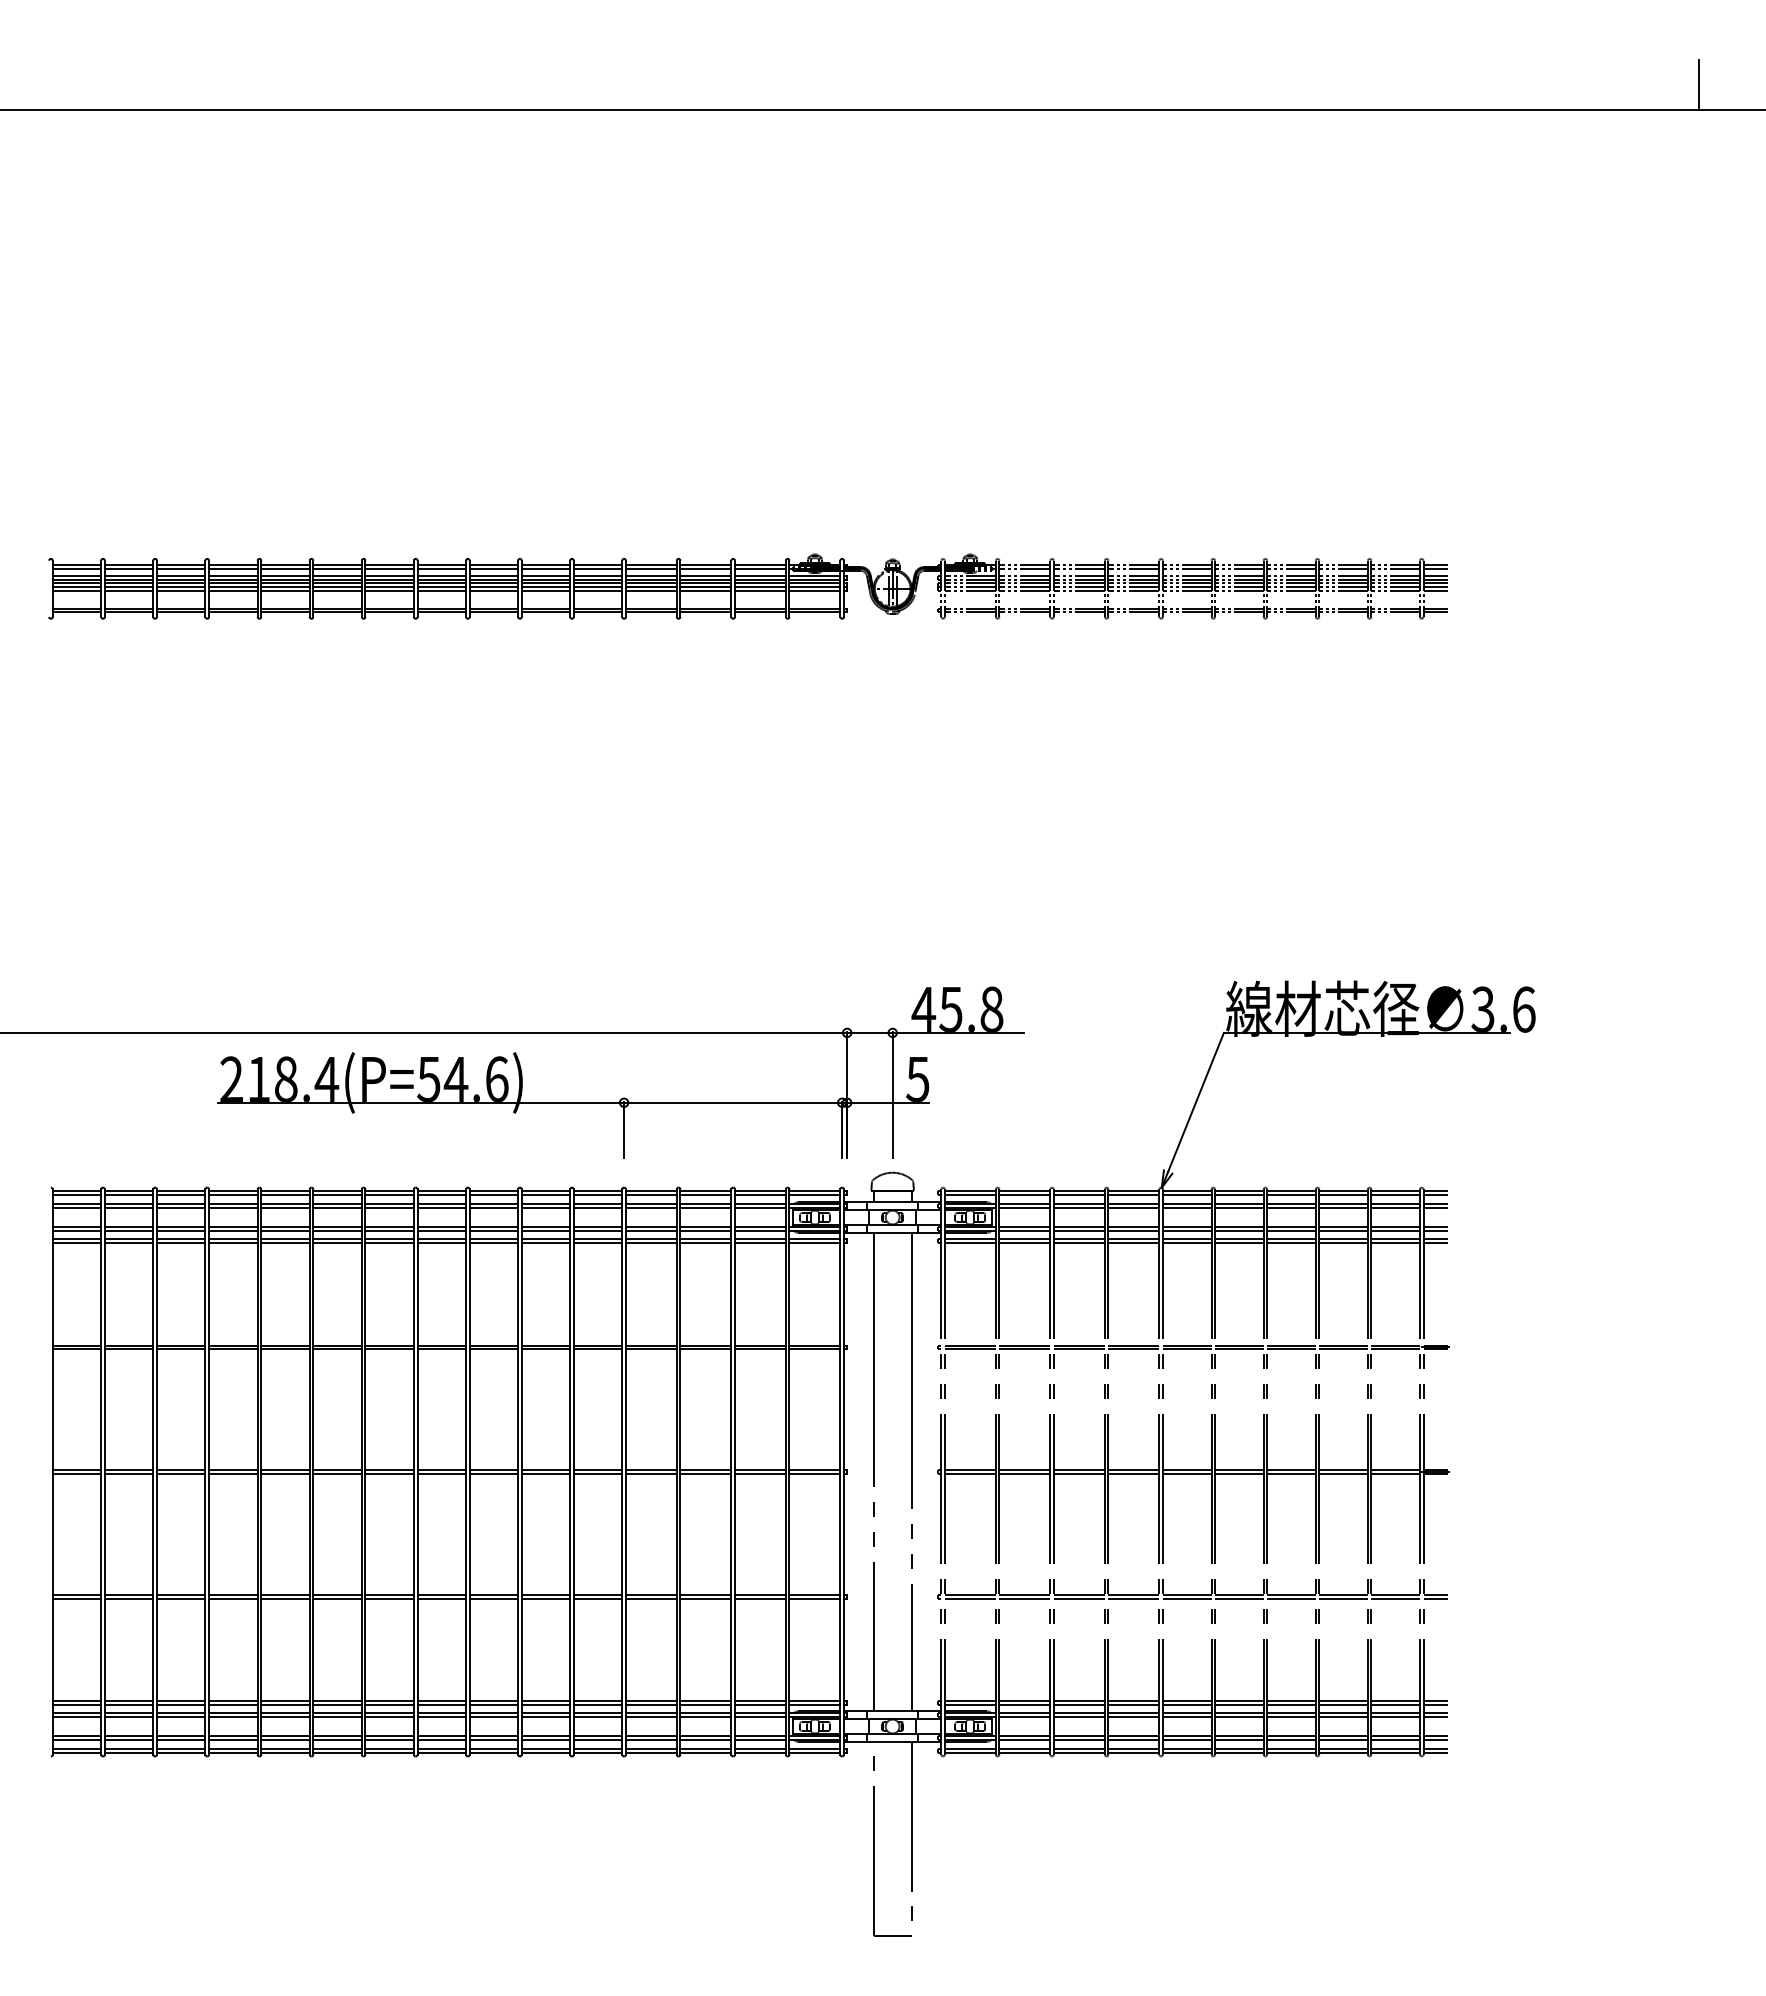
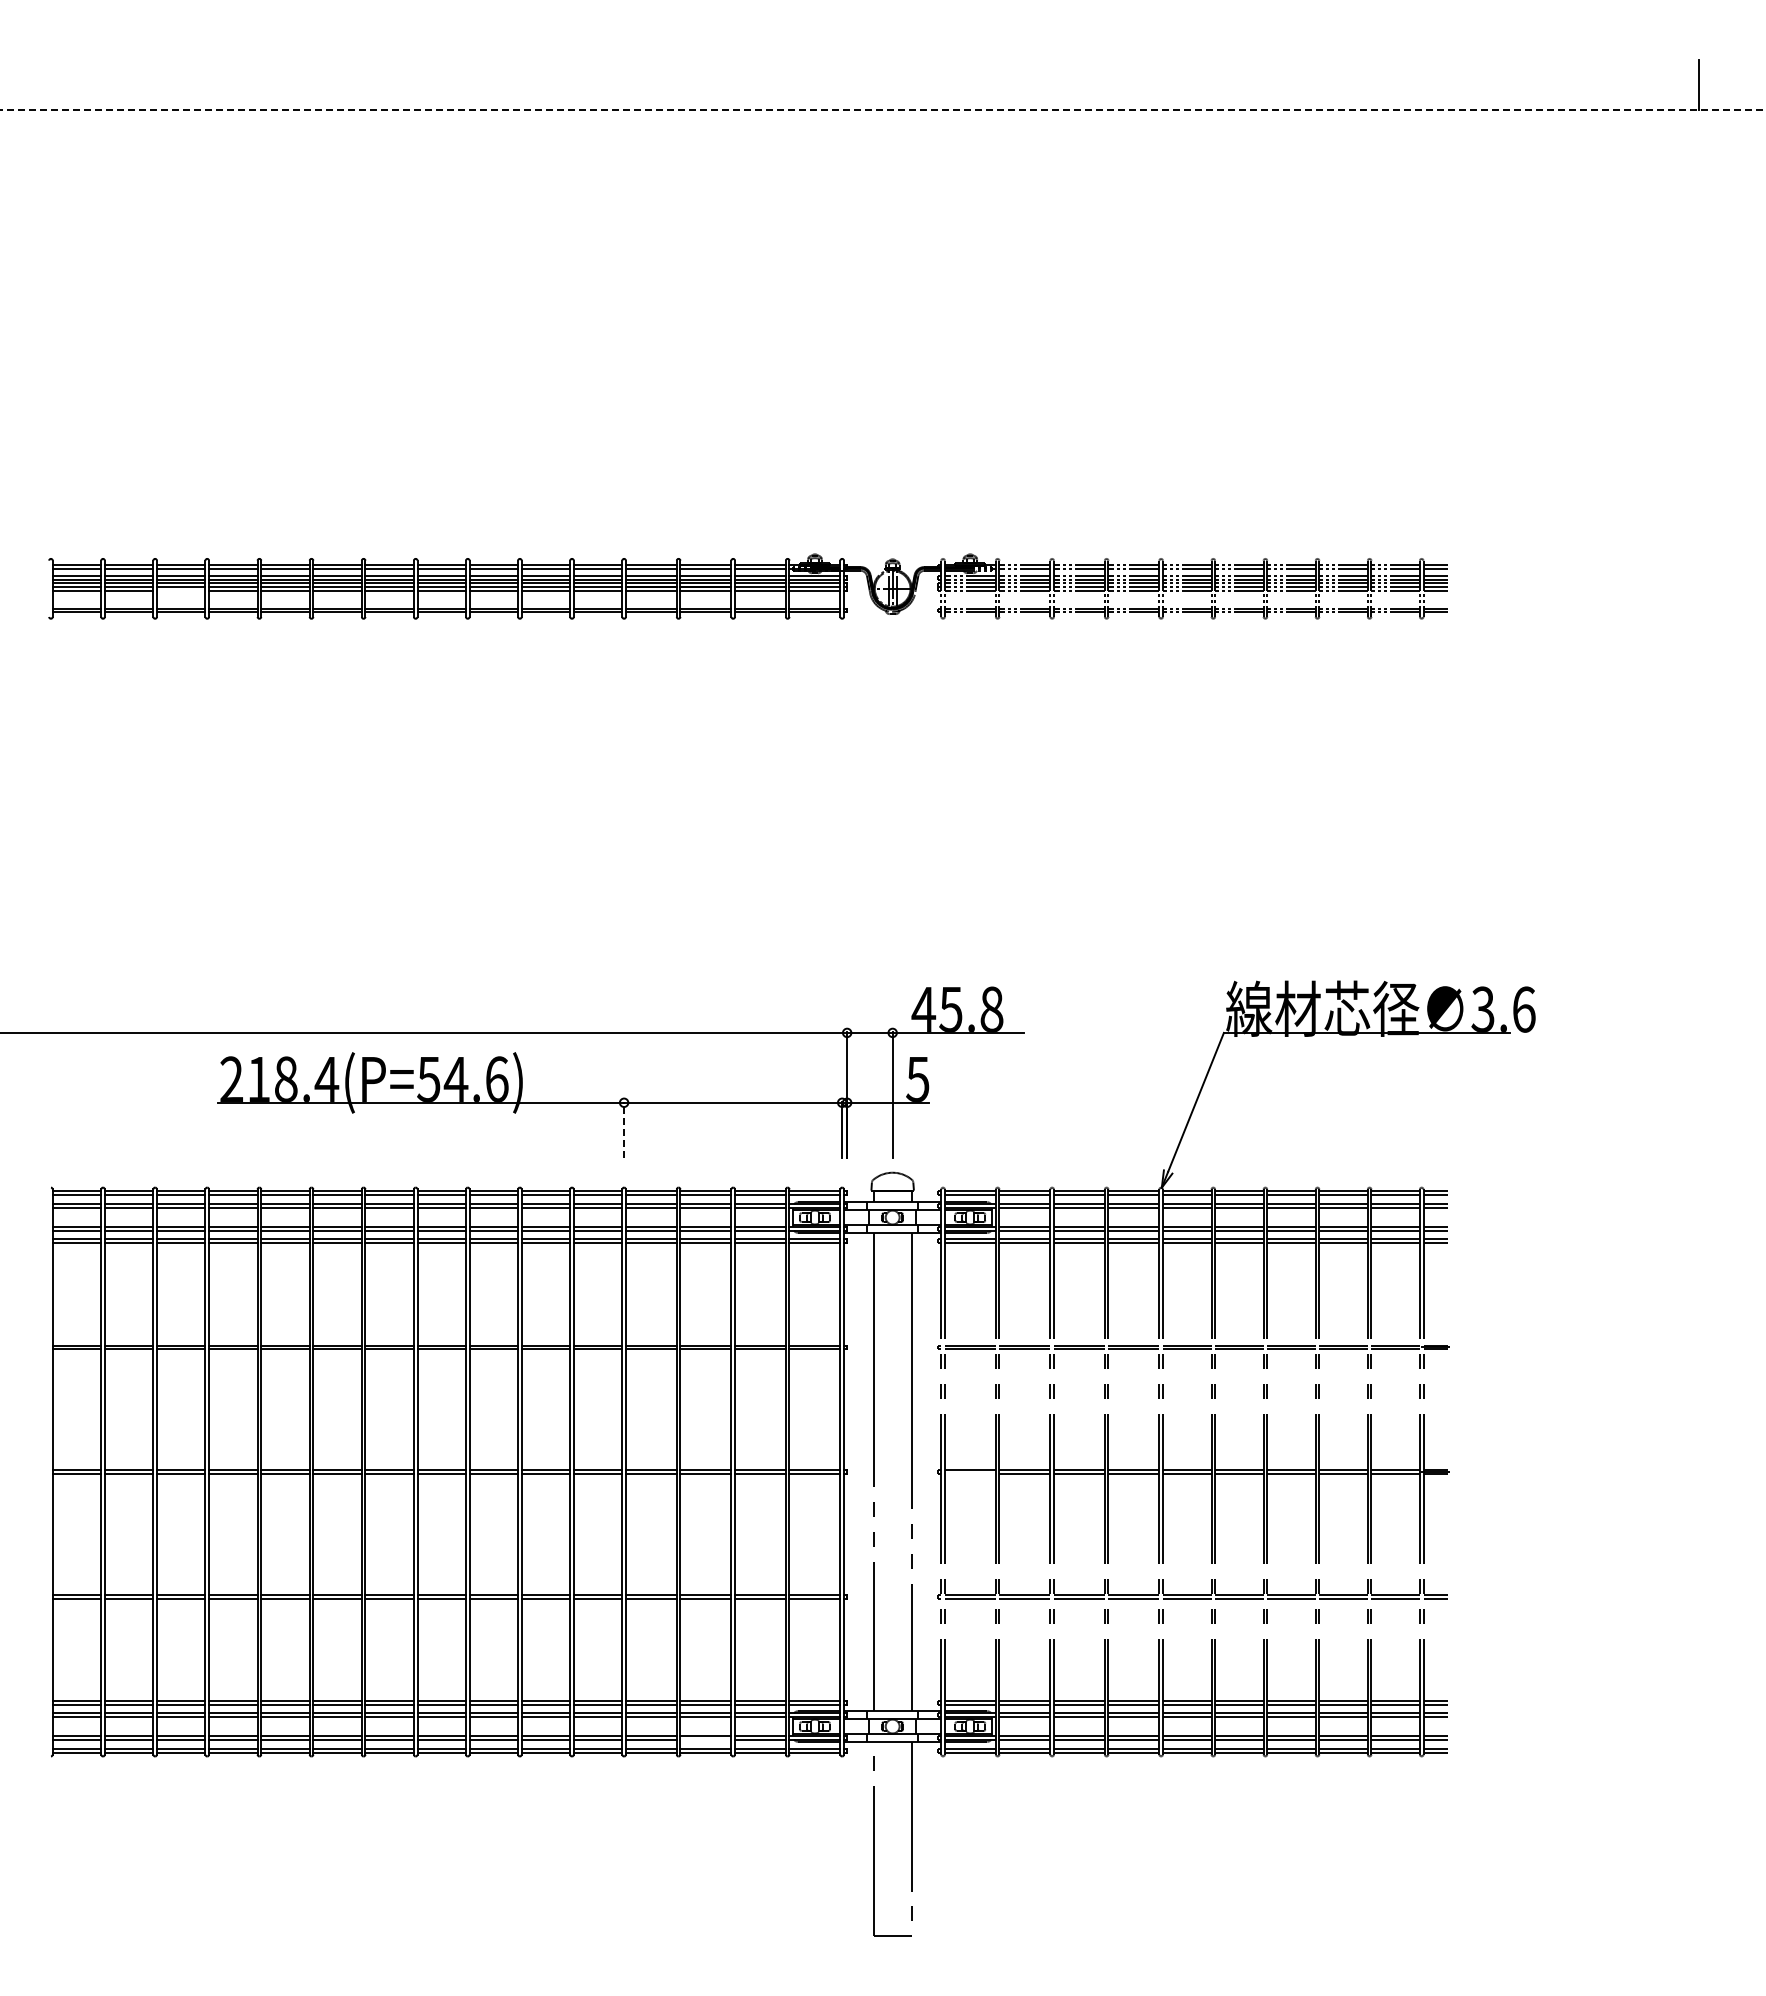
line: solid -> dashed (882, 109)
line: present -> none (180, 590)
line: solid -> dashed (624, 1129)
line: present -> none (969, 1473)
line: present -> none (705, 1739)
